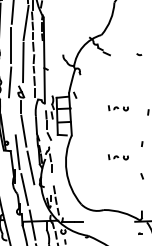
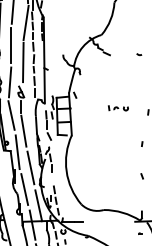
line: none -> present (11, 115)
part: present -> none (118, 157)
line: none -> present (38, 205)
